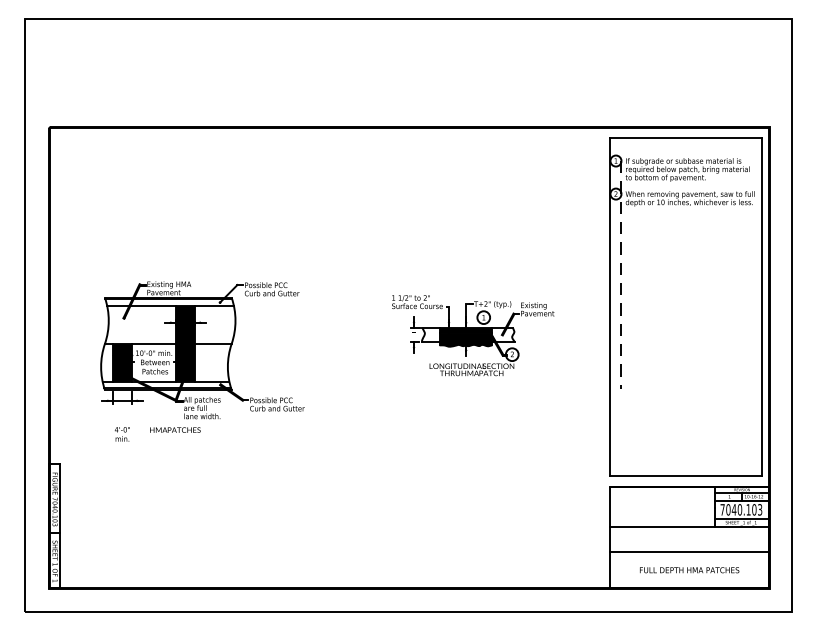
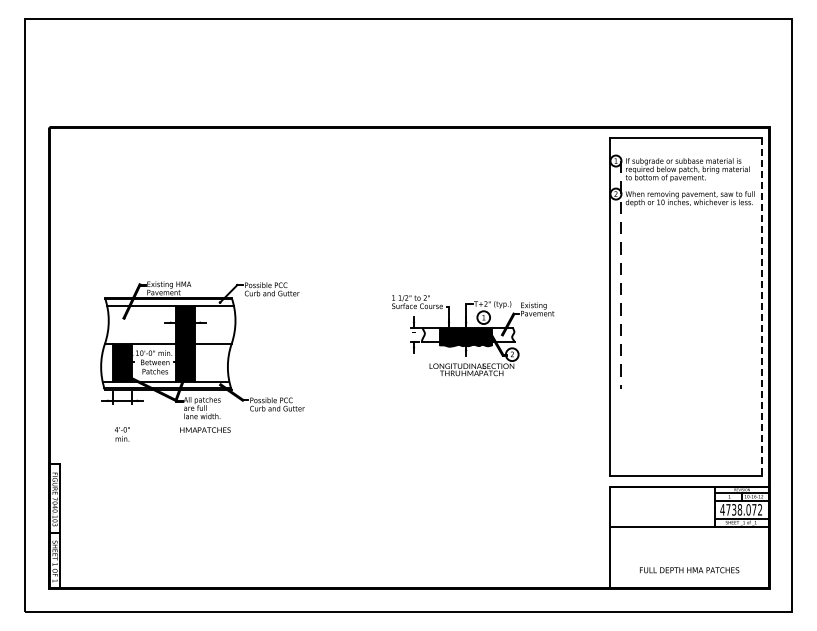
line: solid -> dashed (761, 306)
text position: (175, 429) -> (205, 429) (205, 429)
text: 7040.103 -> 4738.072 (741, 509)
line: present -> none (689, 551)
